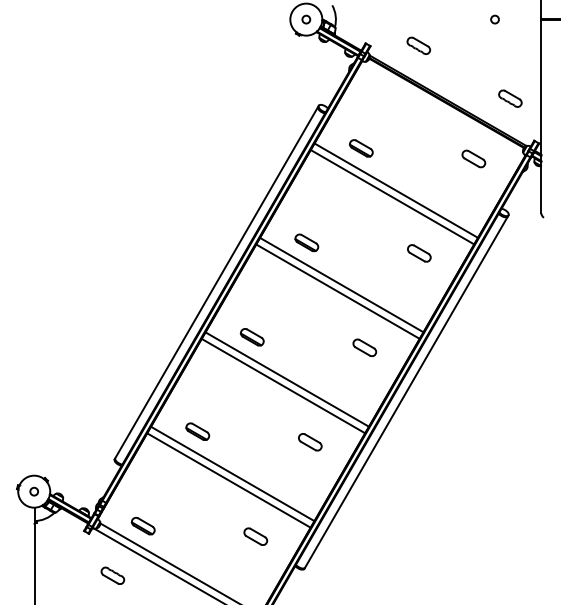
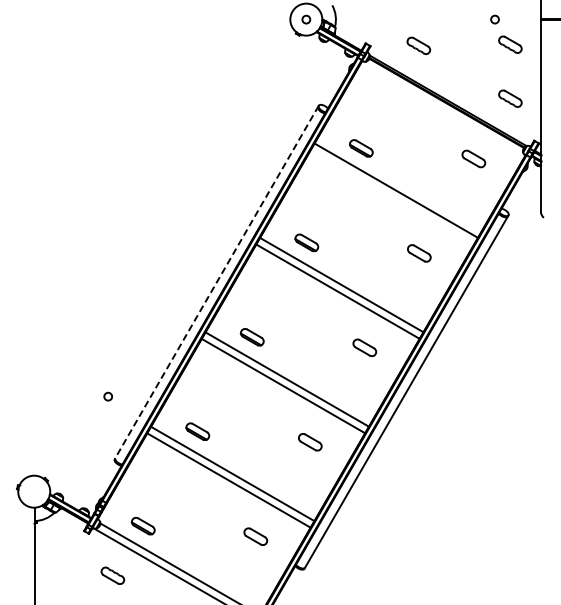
part: none -> present (510, 44)
line: present -> none (392, 197)
line: solid -> dashed (216, 282)
circle position: (33, 491) -> (107, 396) (107, 396)
